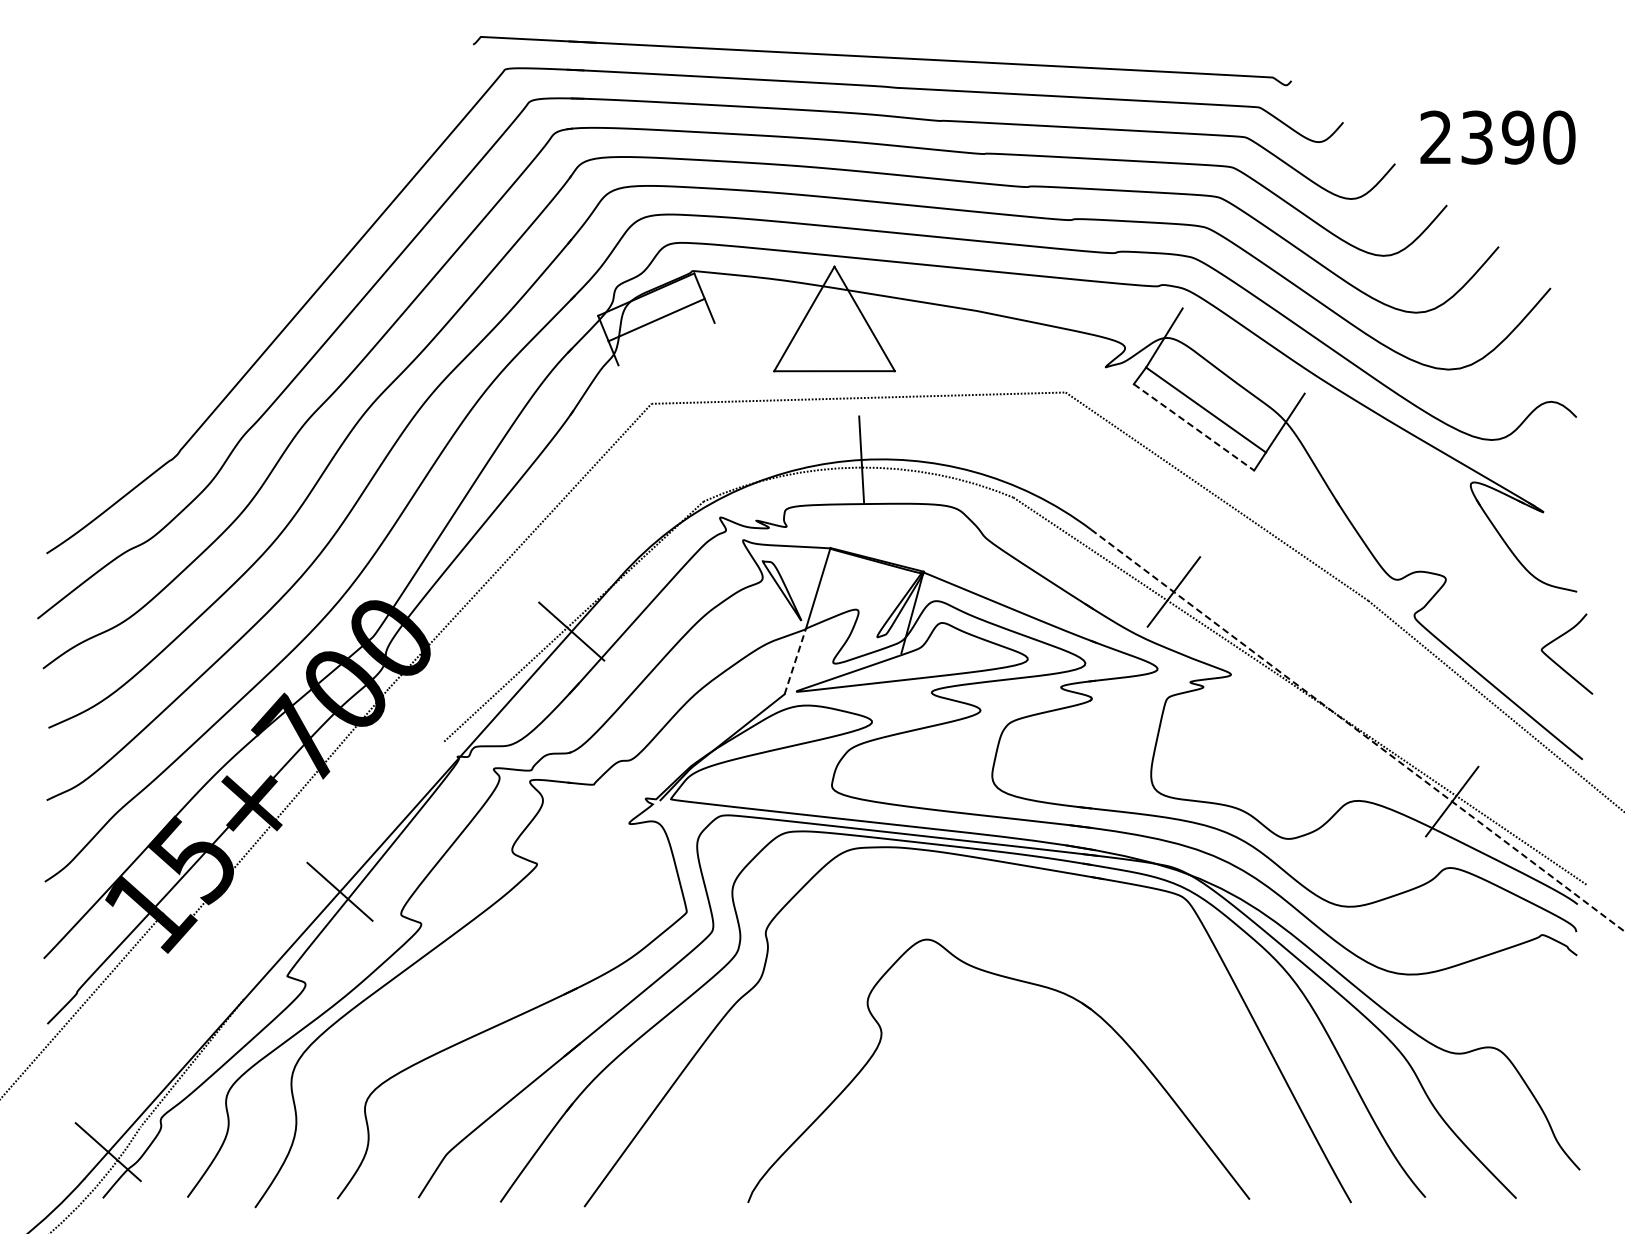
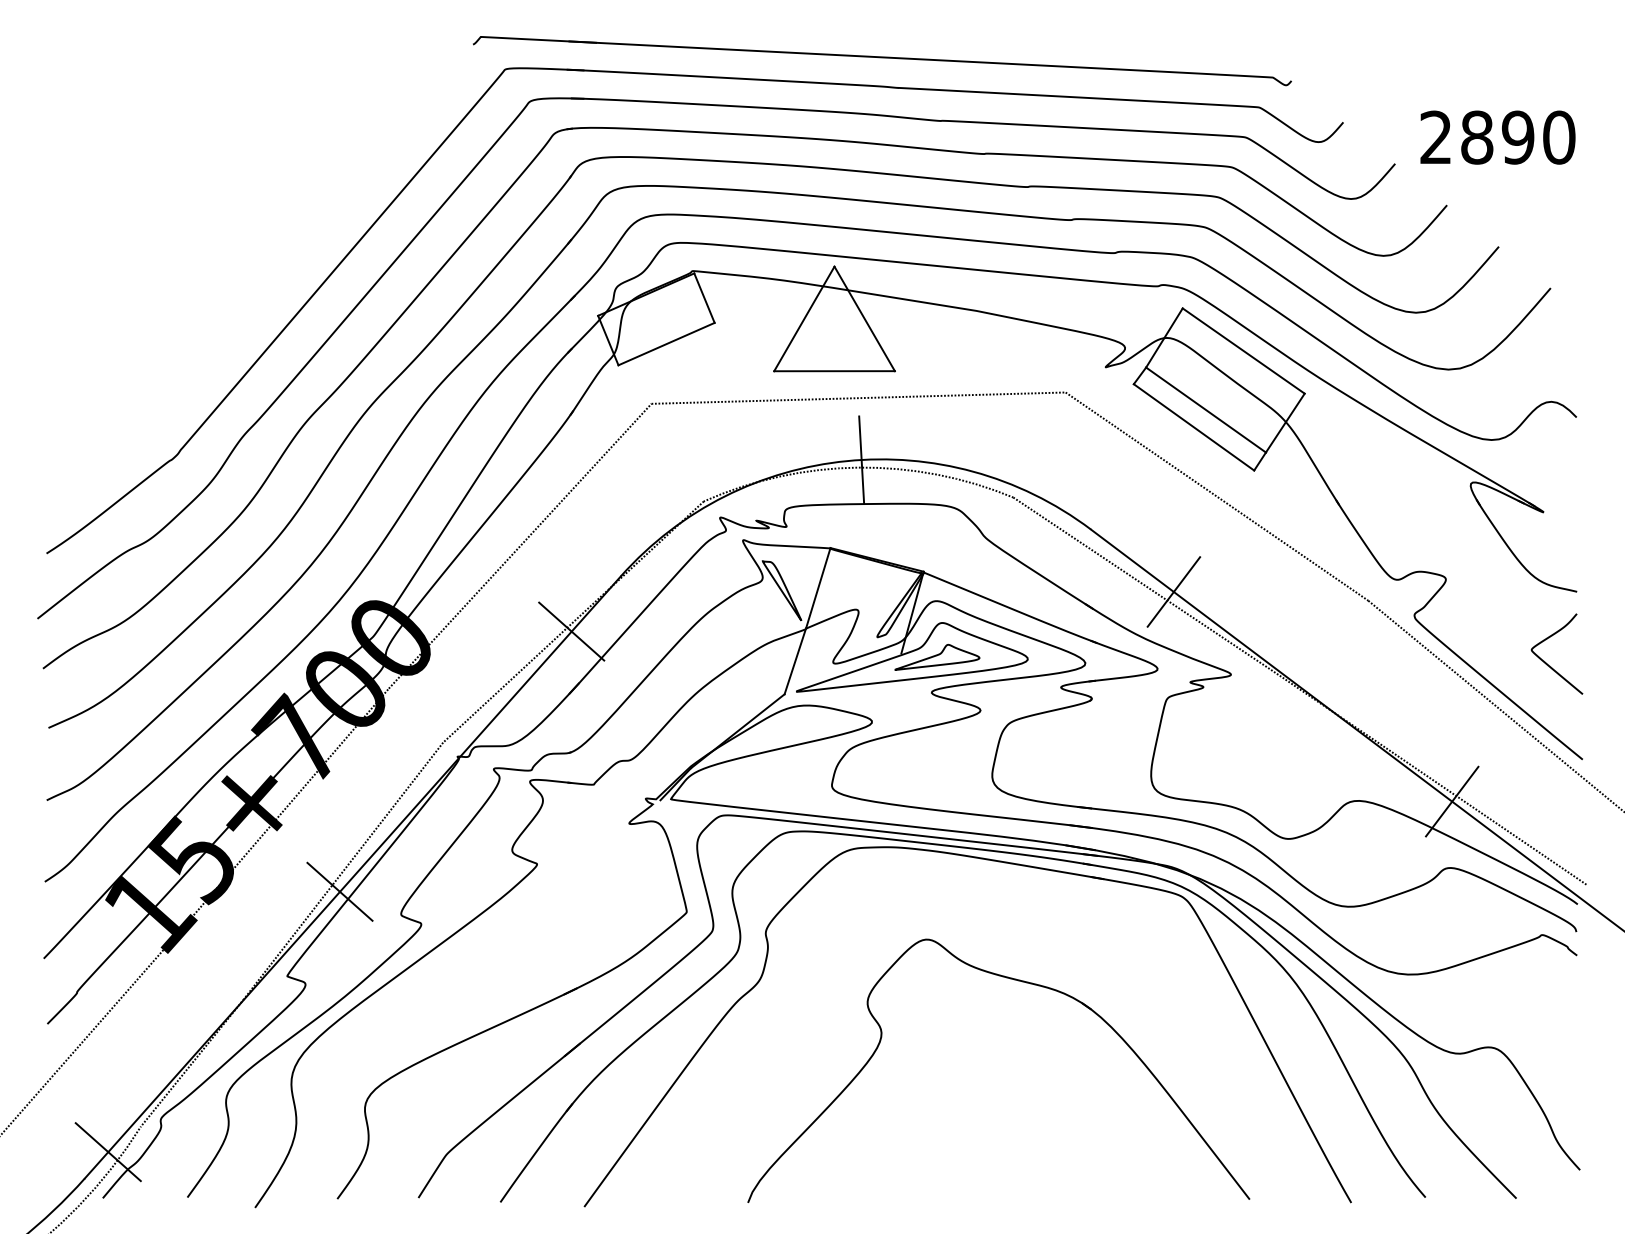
text: 2390 -> 2890 (1477, 137)
line position: (656, 319) -> (666, 343) (666, 343)
line: none -> present (1243, 350)
line: dashed -> solid (1194, 427)
part: none -> present (937, 656)
line: dashed -> solid (795, 661)
curve position: (1556, 662) -> (1546, 662) (1546, 662)
line: dashed -> solid (1357, 730)
line: none -> present (343, 870)
line position: (83, 1004) -> (92, 1030) (92, 1030)
